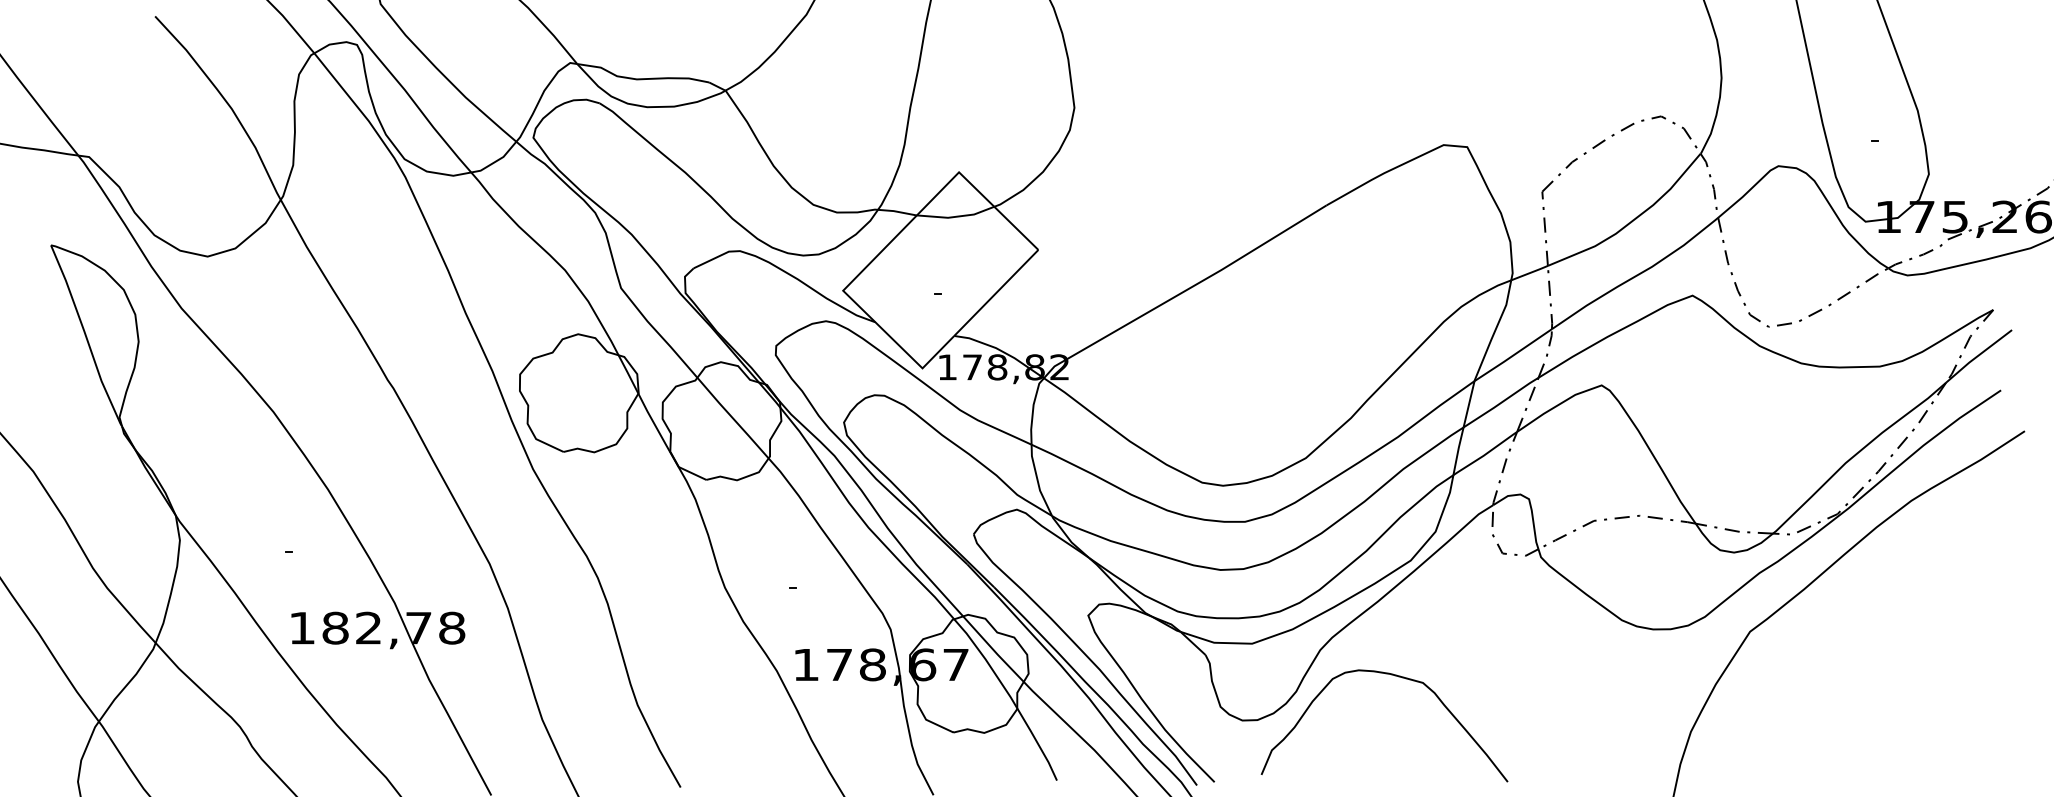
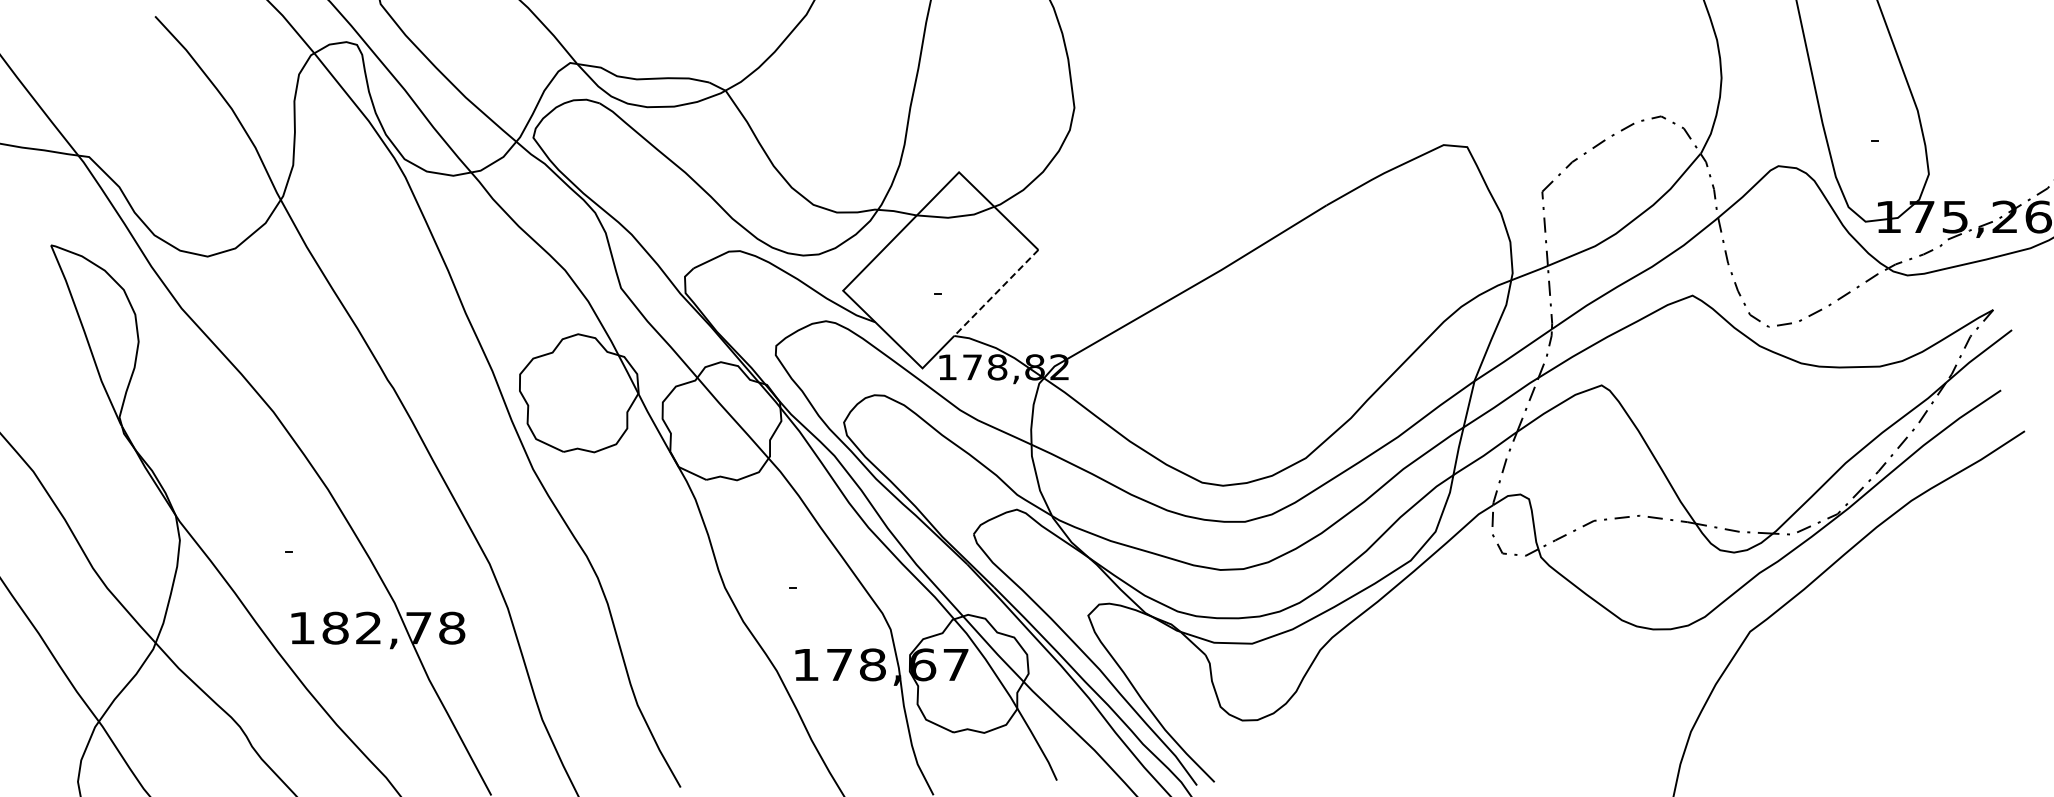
line: solid -> dashed (996, 293)
curve: present -> none (1398, 677)
